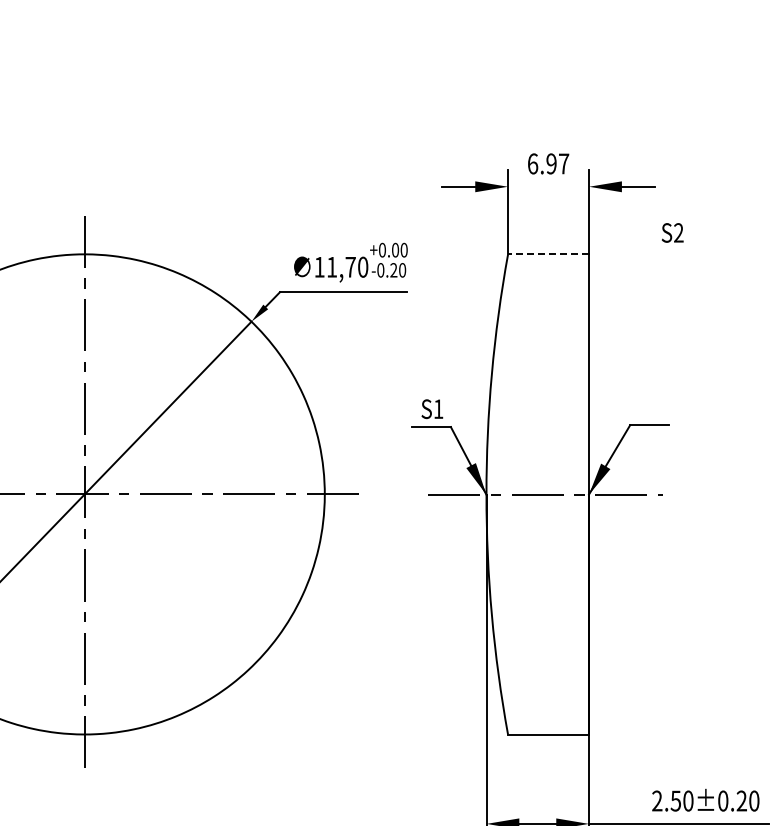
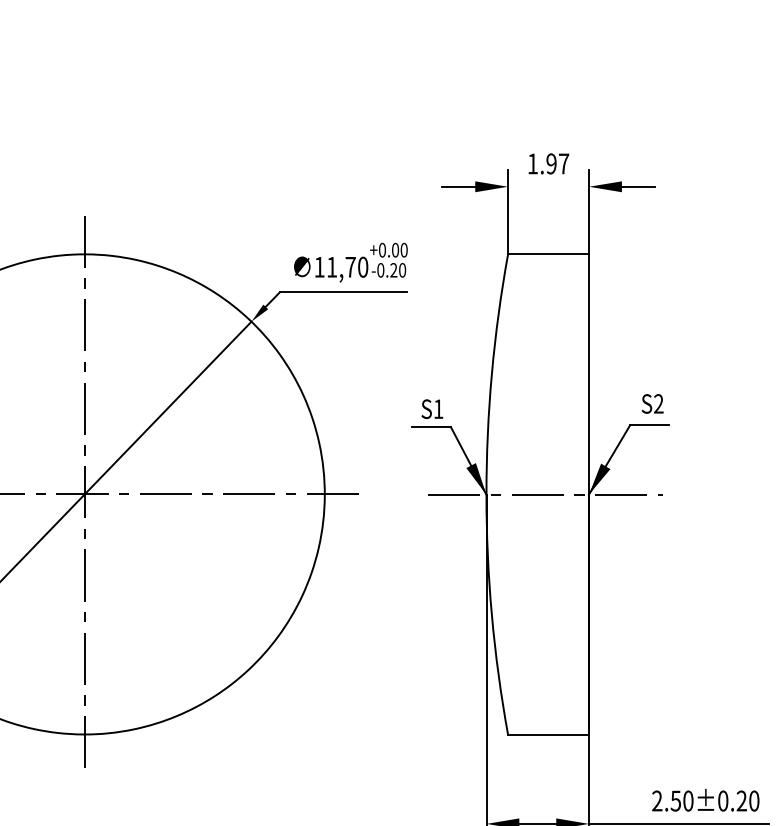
text: 6.97 -> 1.97 (533, 163)
text position: (672, 232) -> (652, 403) (652, 403)
line: dashed -> solid (548, 254)
